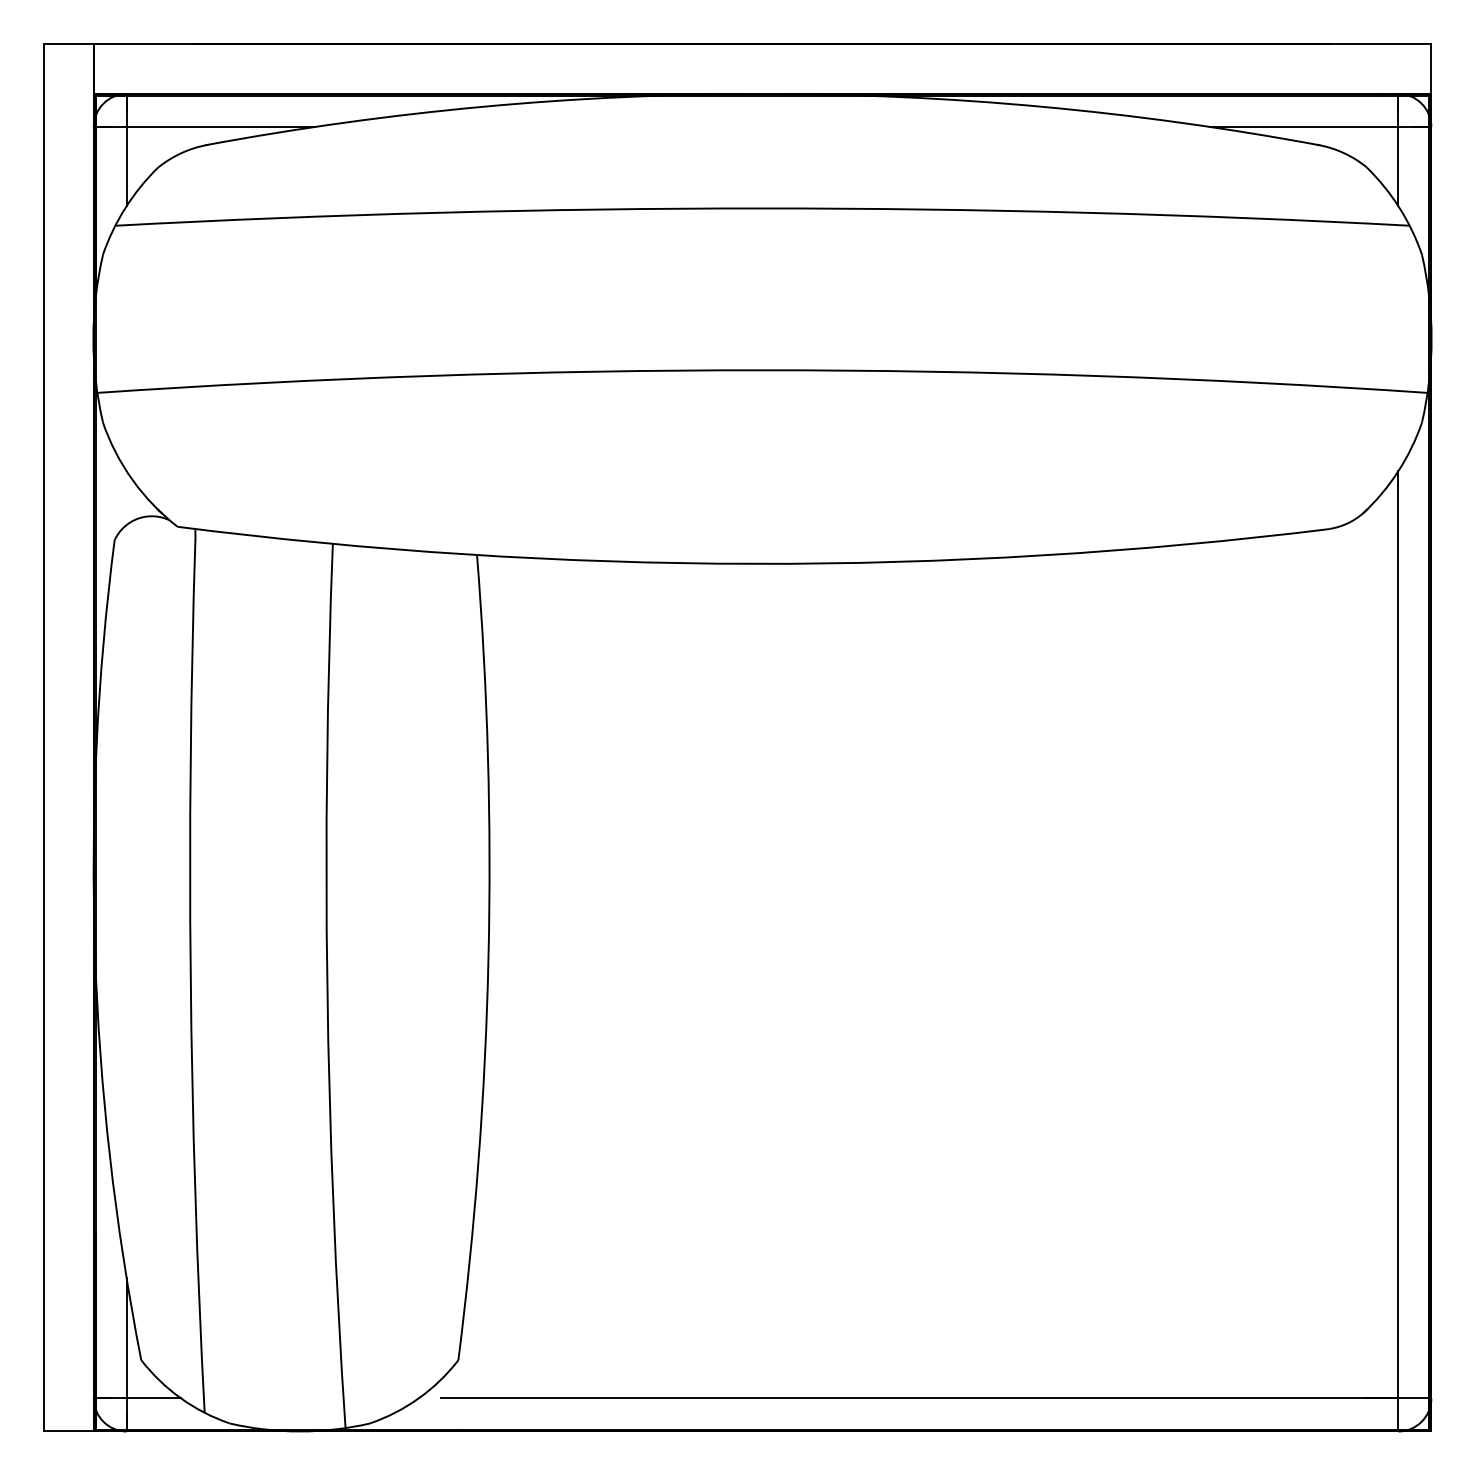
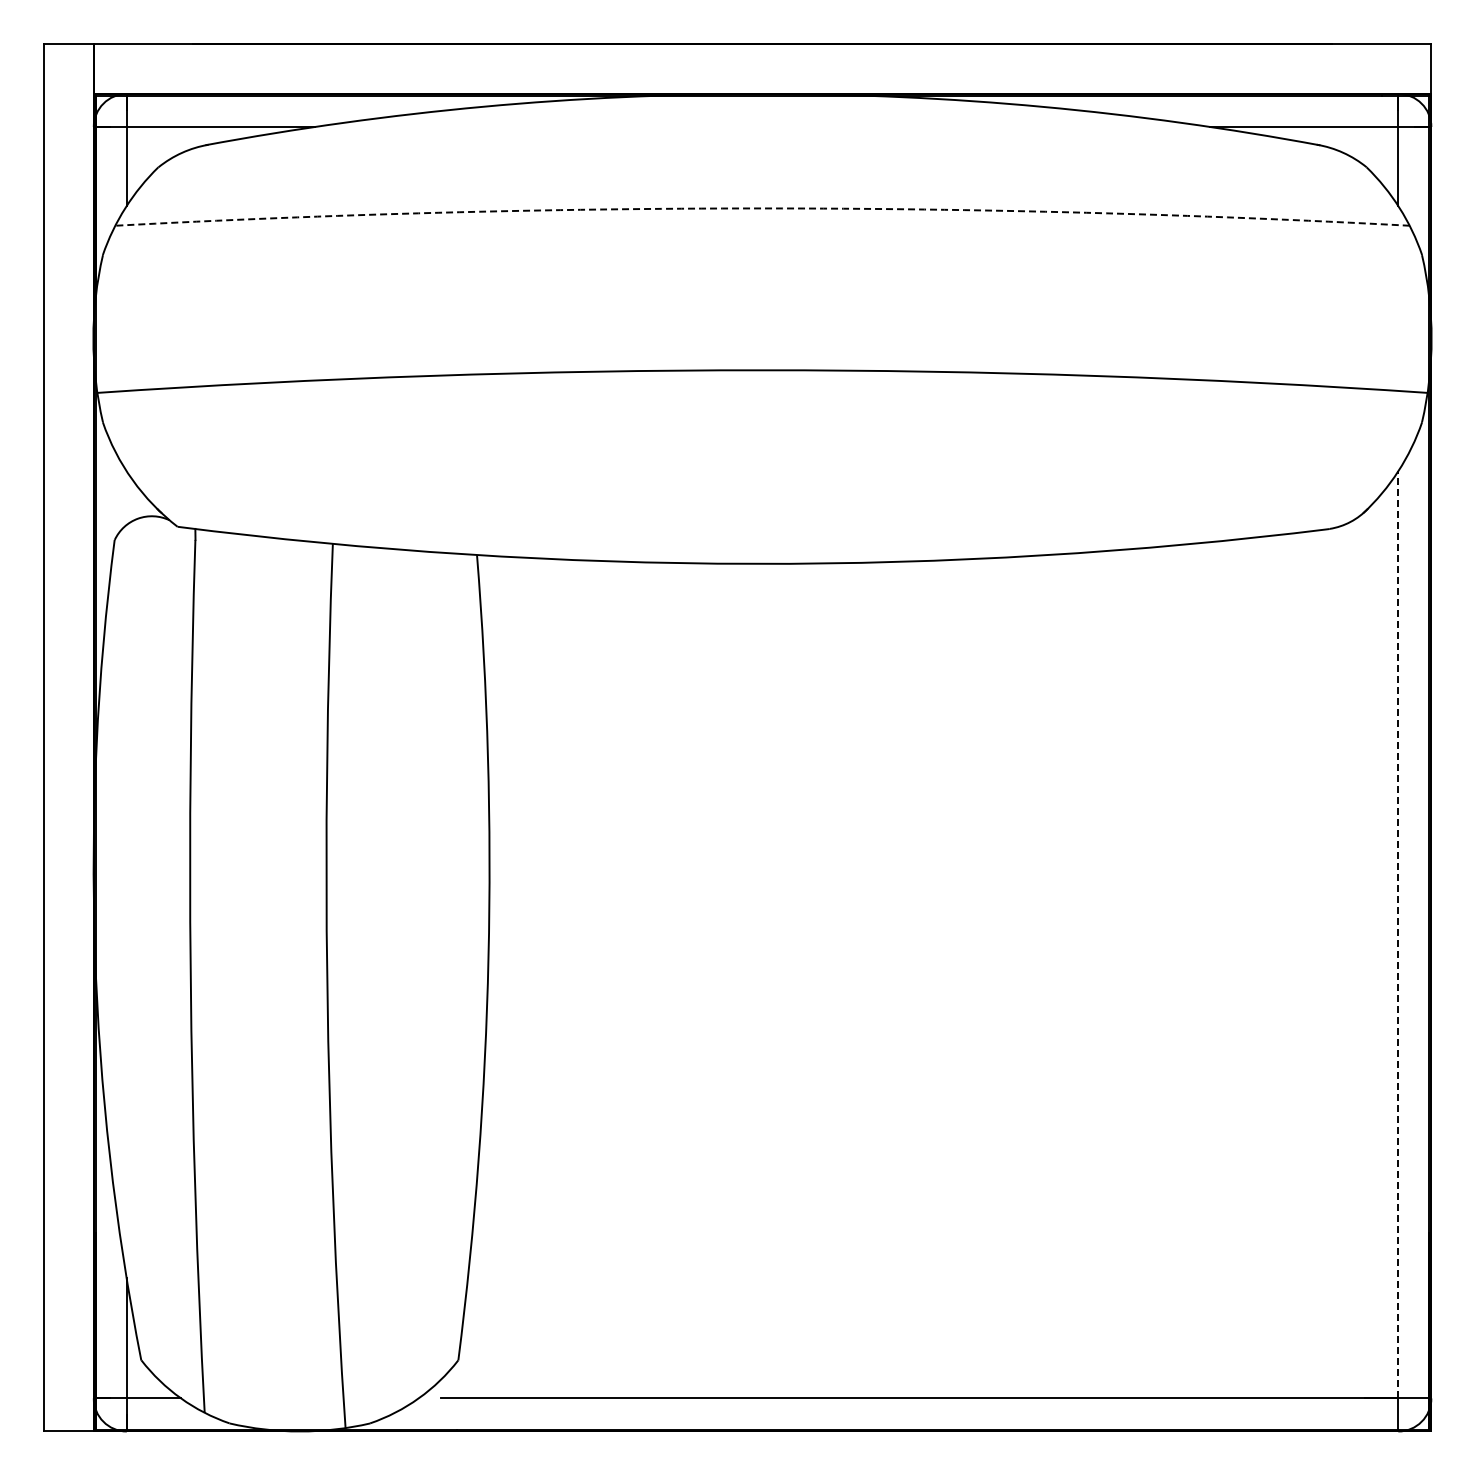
arc: solid -> dashed (762, 208)
line: solid -> dashed (1398, 934)
